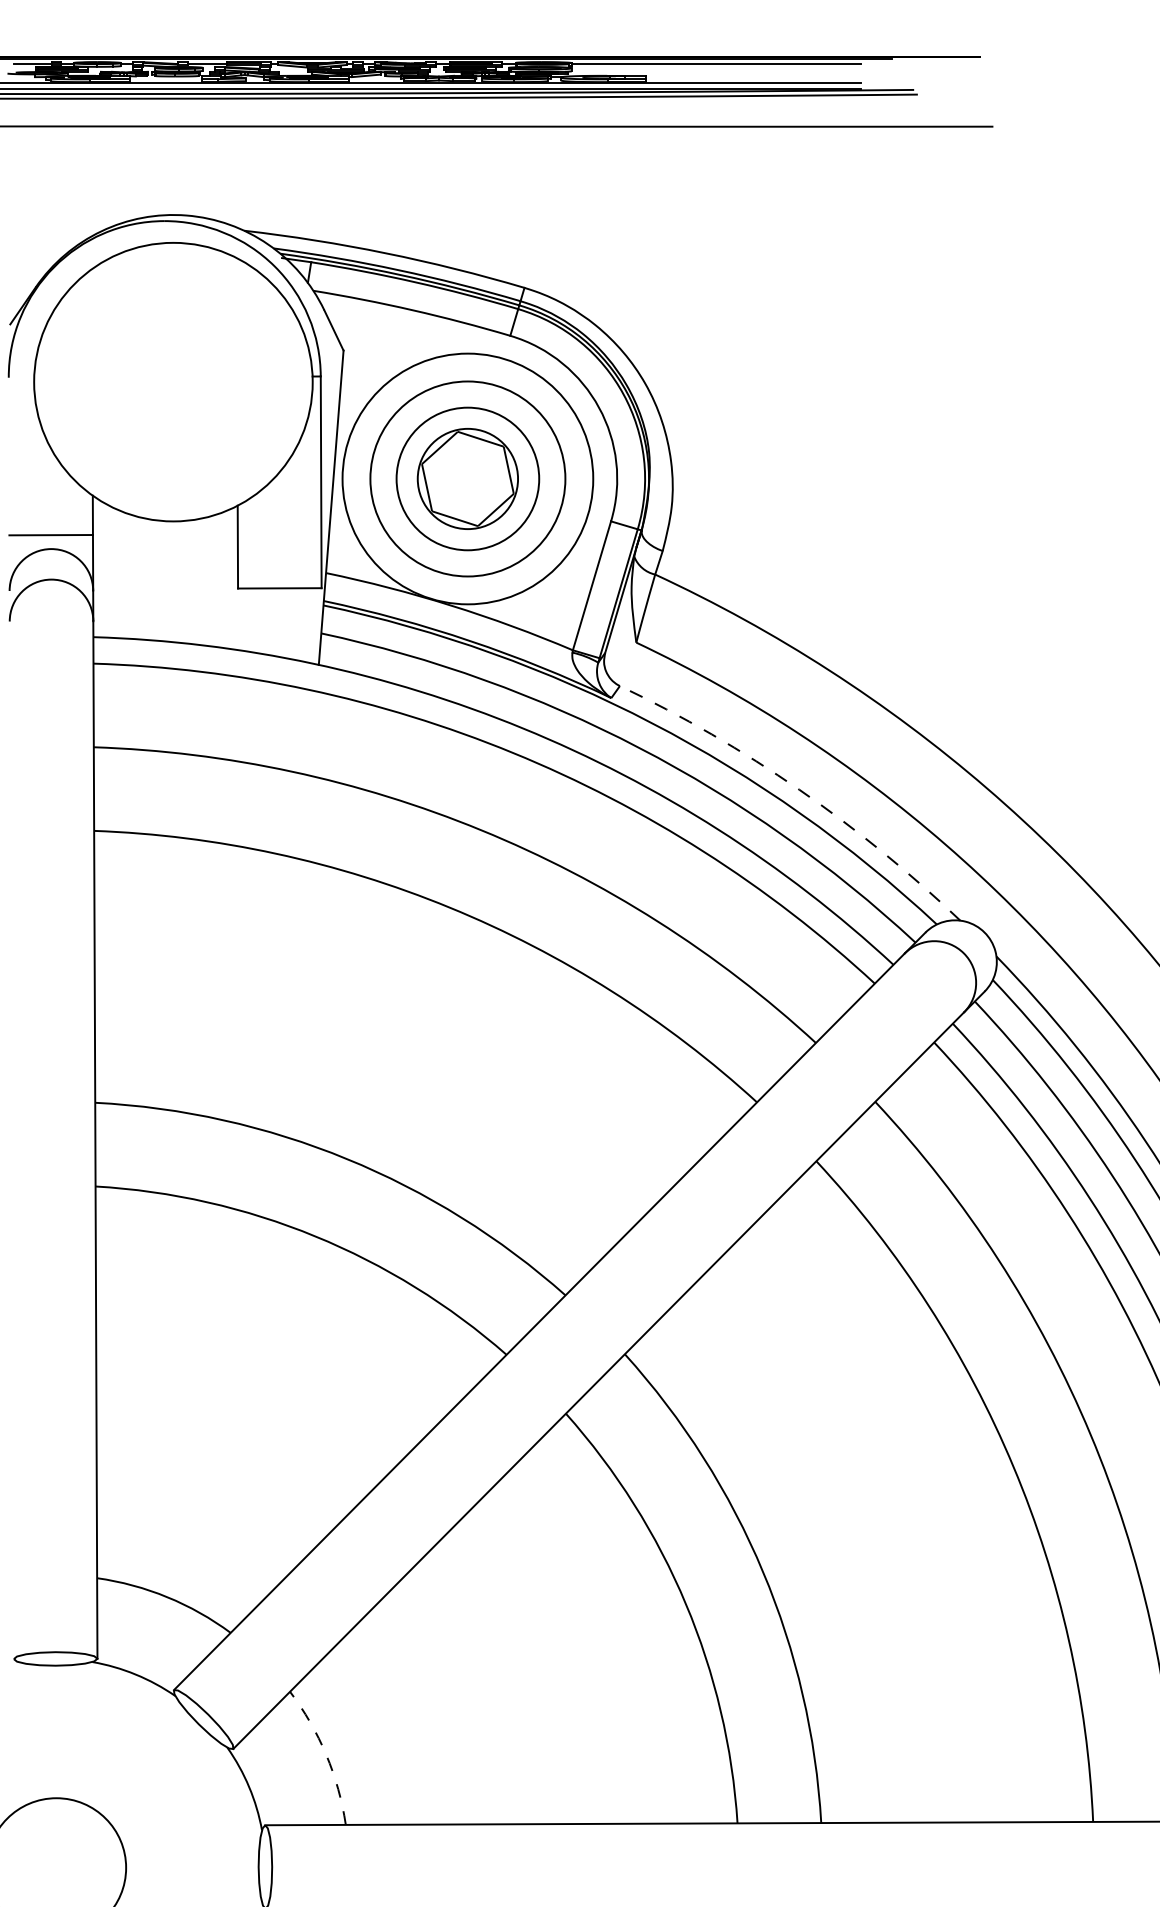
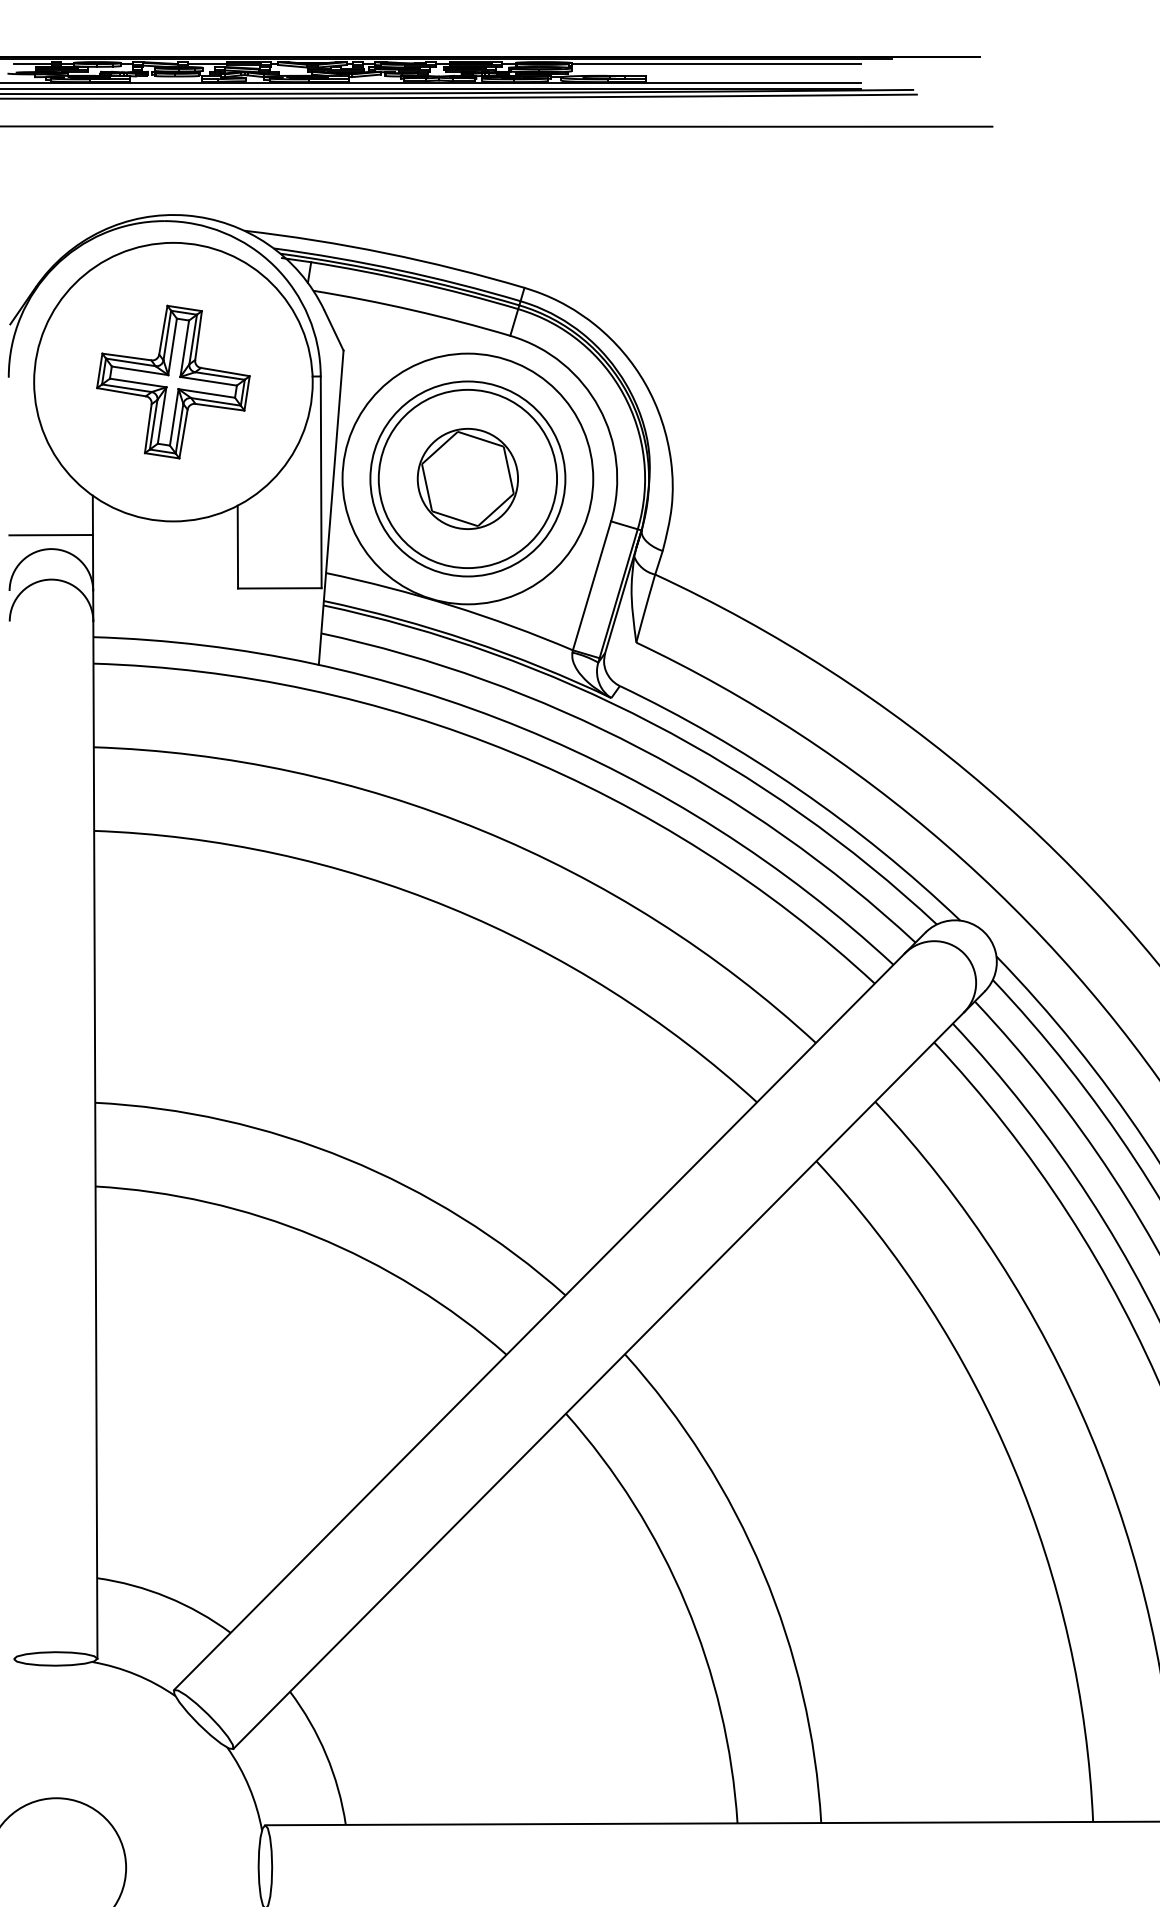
part: none -> present (173, 381)
circle diameter: 143 px -> 178 px (467, 478)
arc: dashed -> solid (799, 789)
arc: dashed -> solid (326, 1754)
